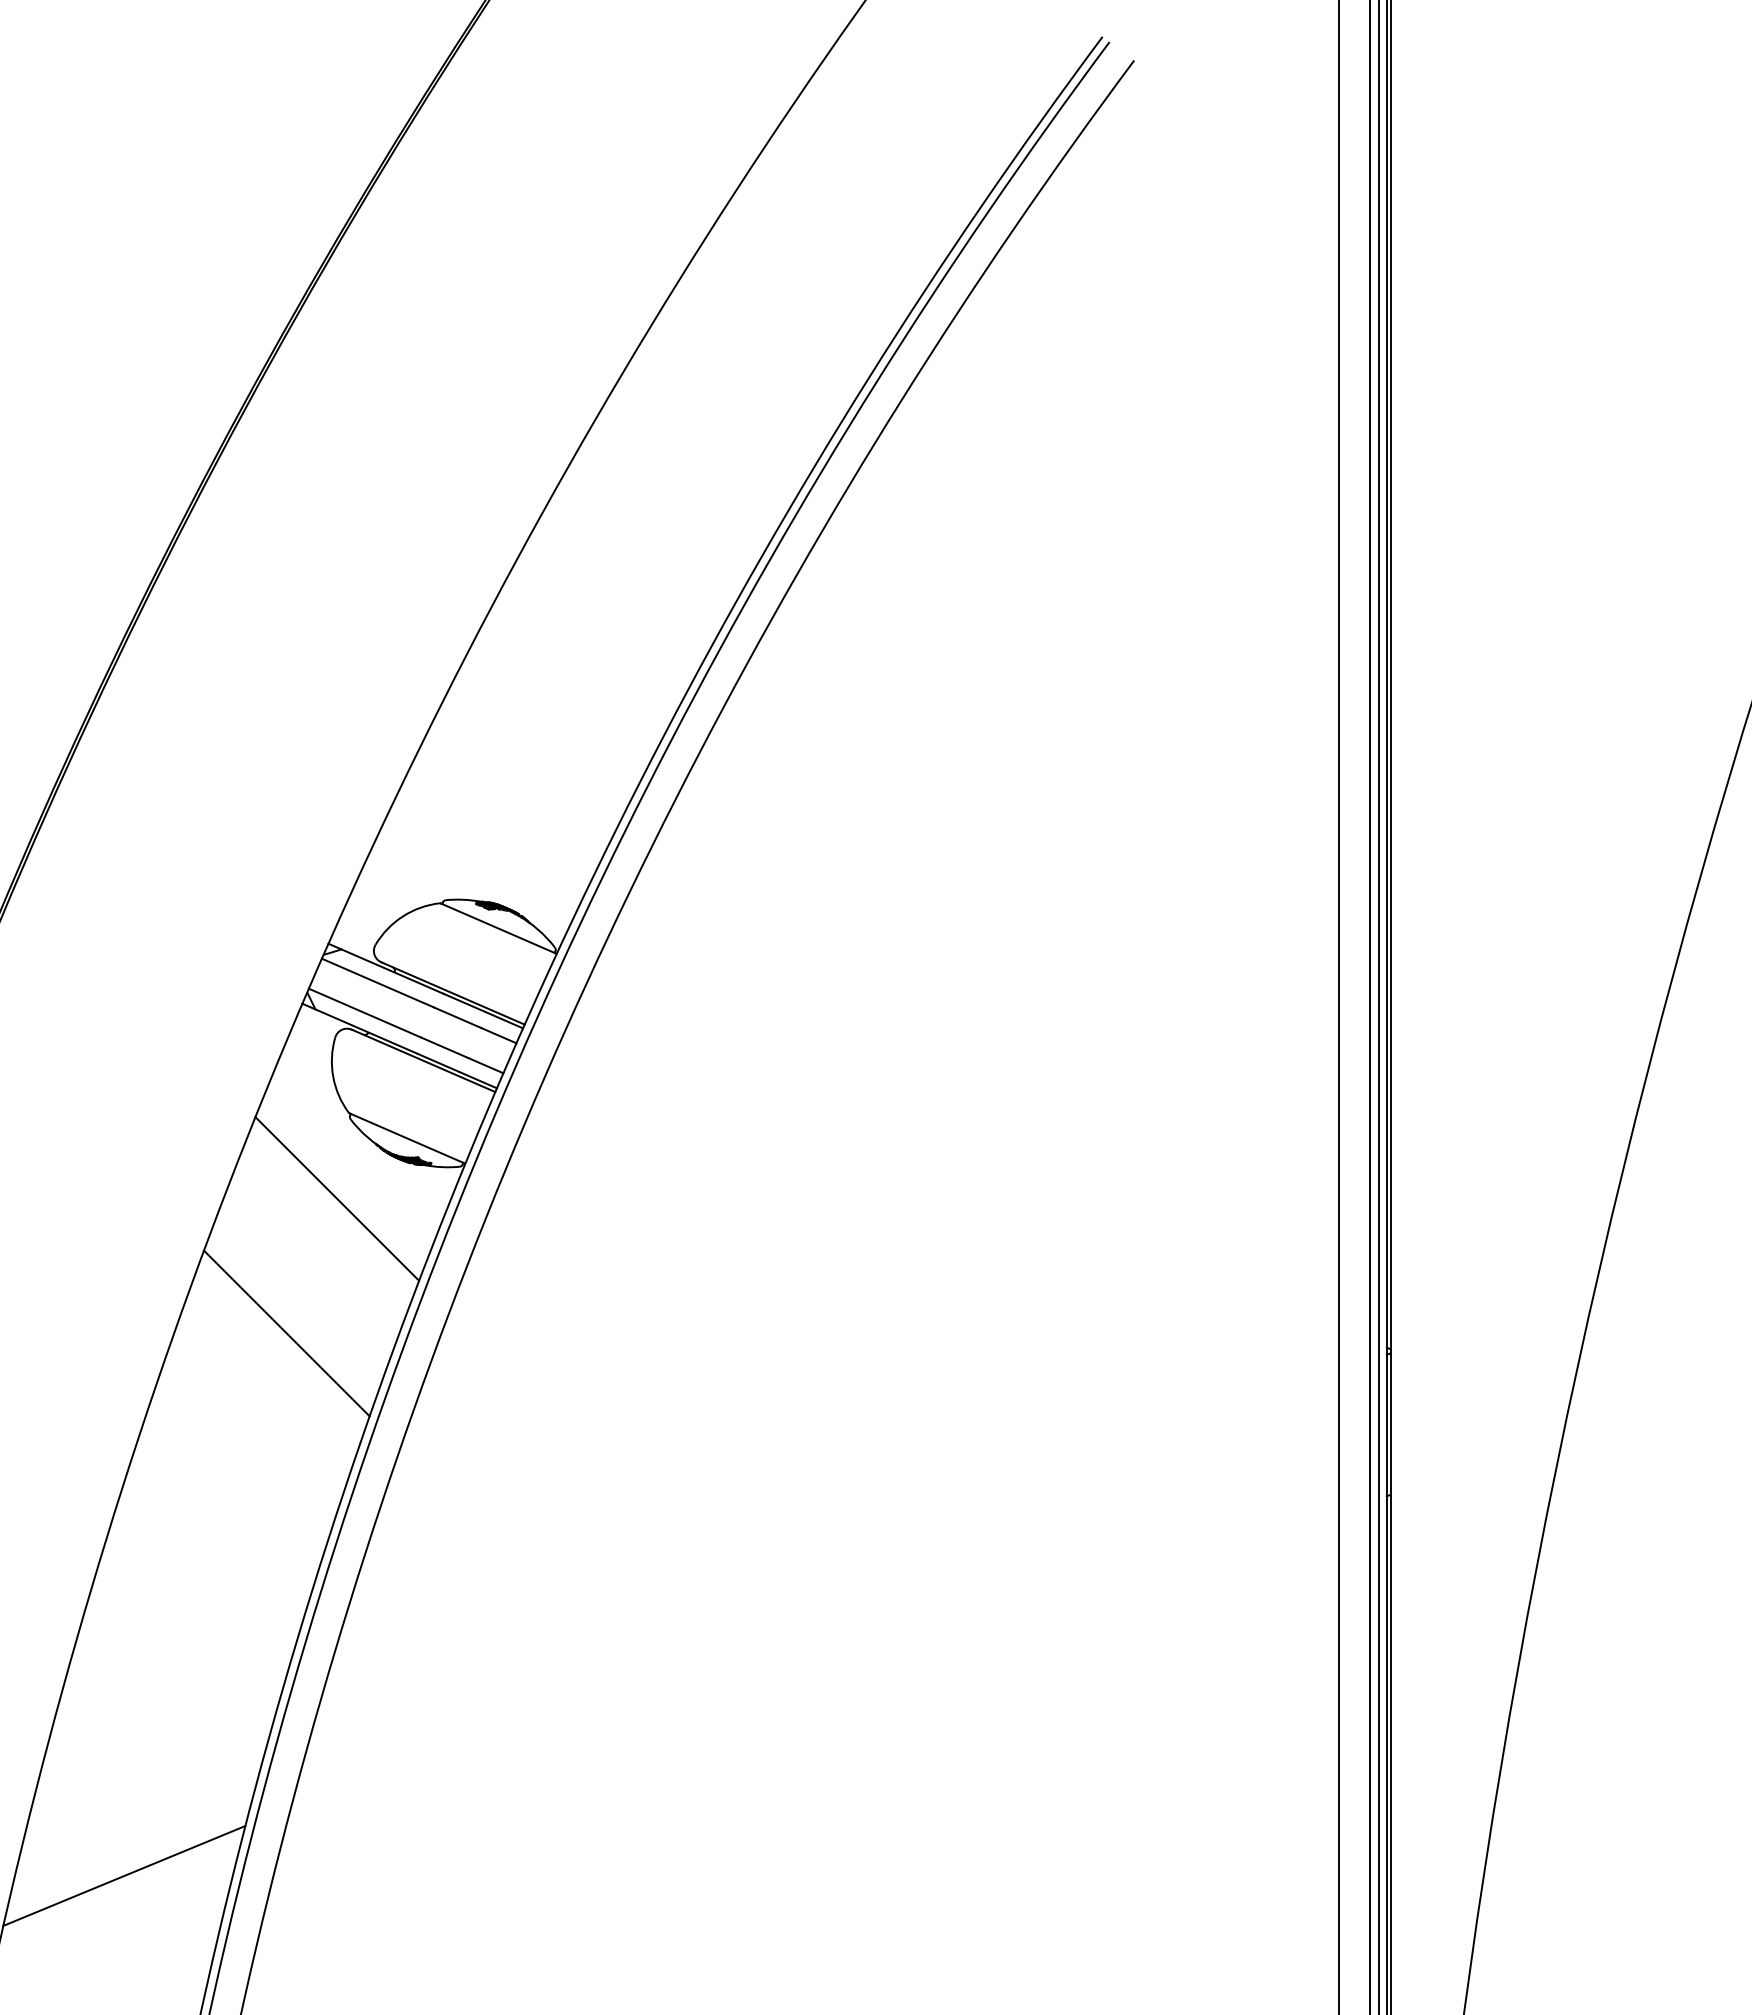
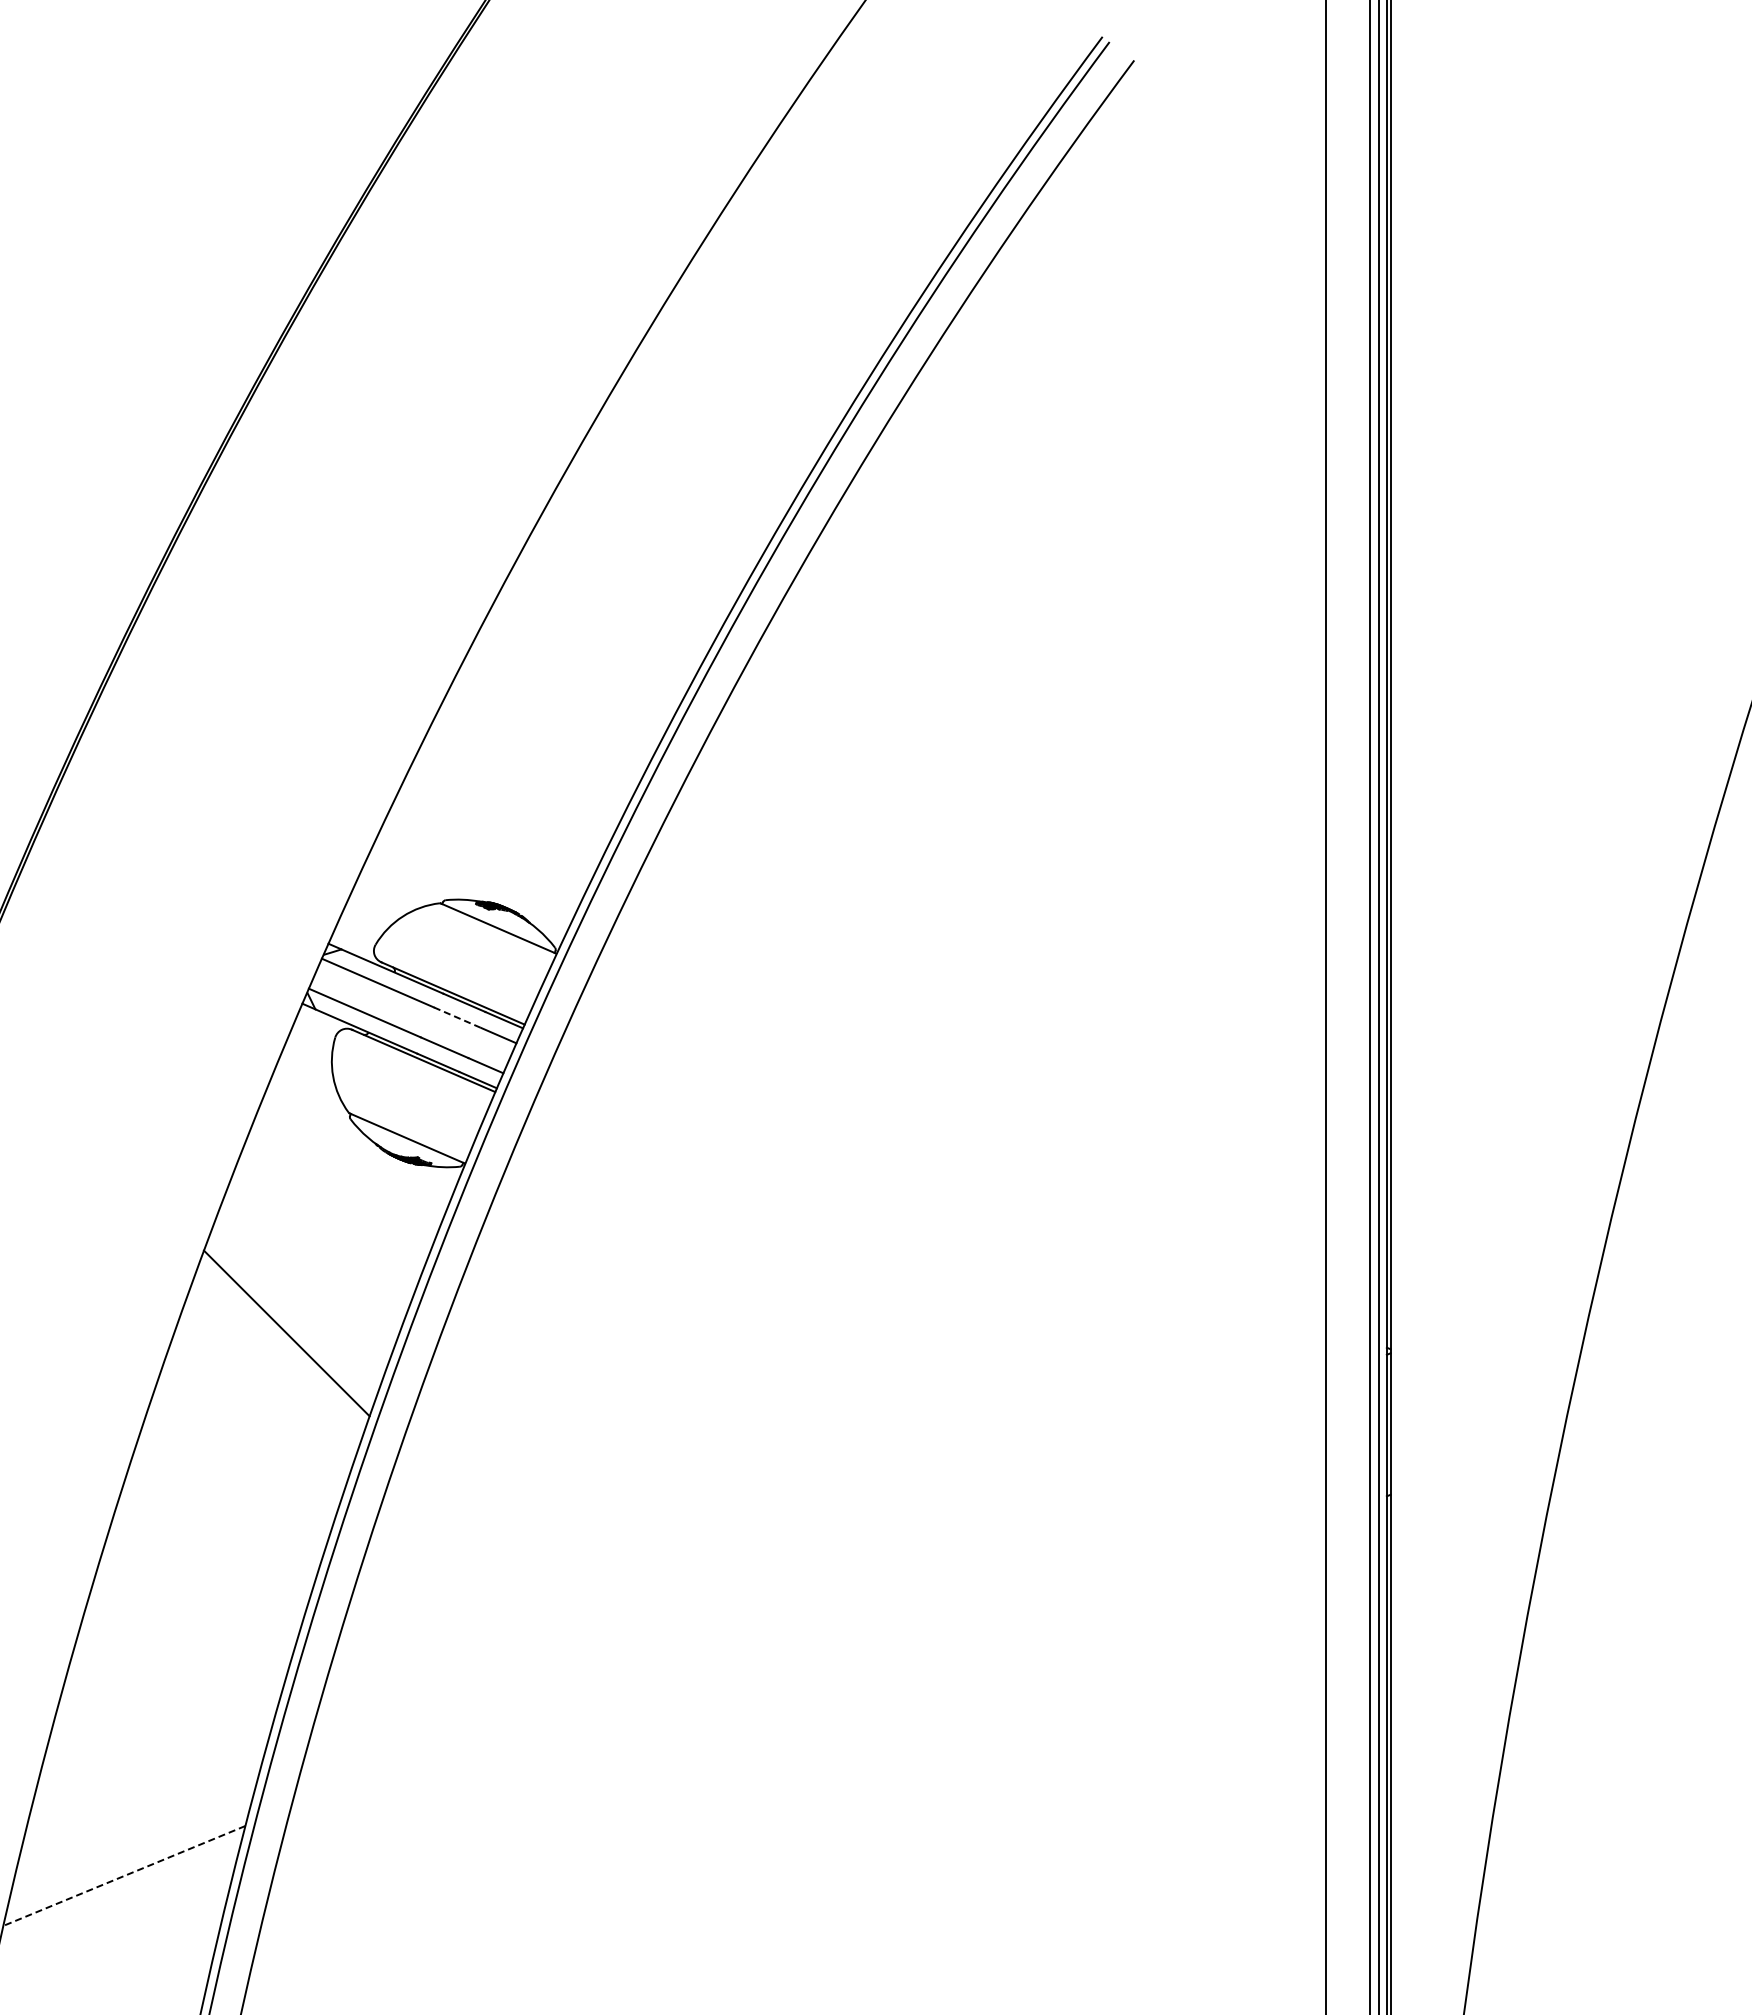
line position: (1339, 1006) -> (1326, 1006) (1326, 1006)
line: solid -> dashed (457, 1017)
line: present -> none (337, 1198)
line: solid -> dashed (124, 1875)
